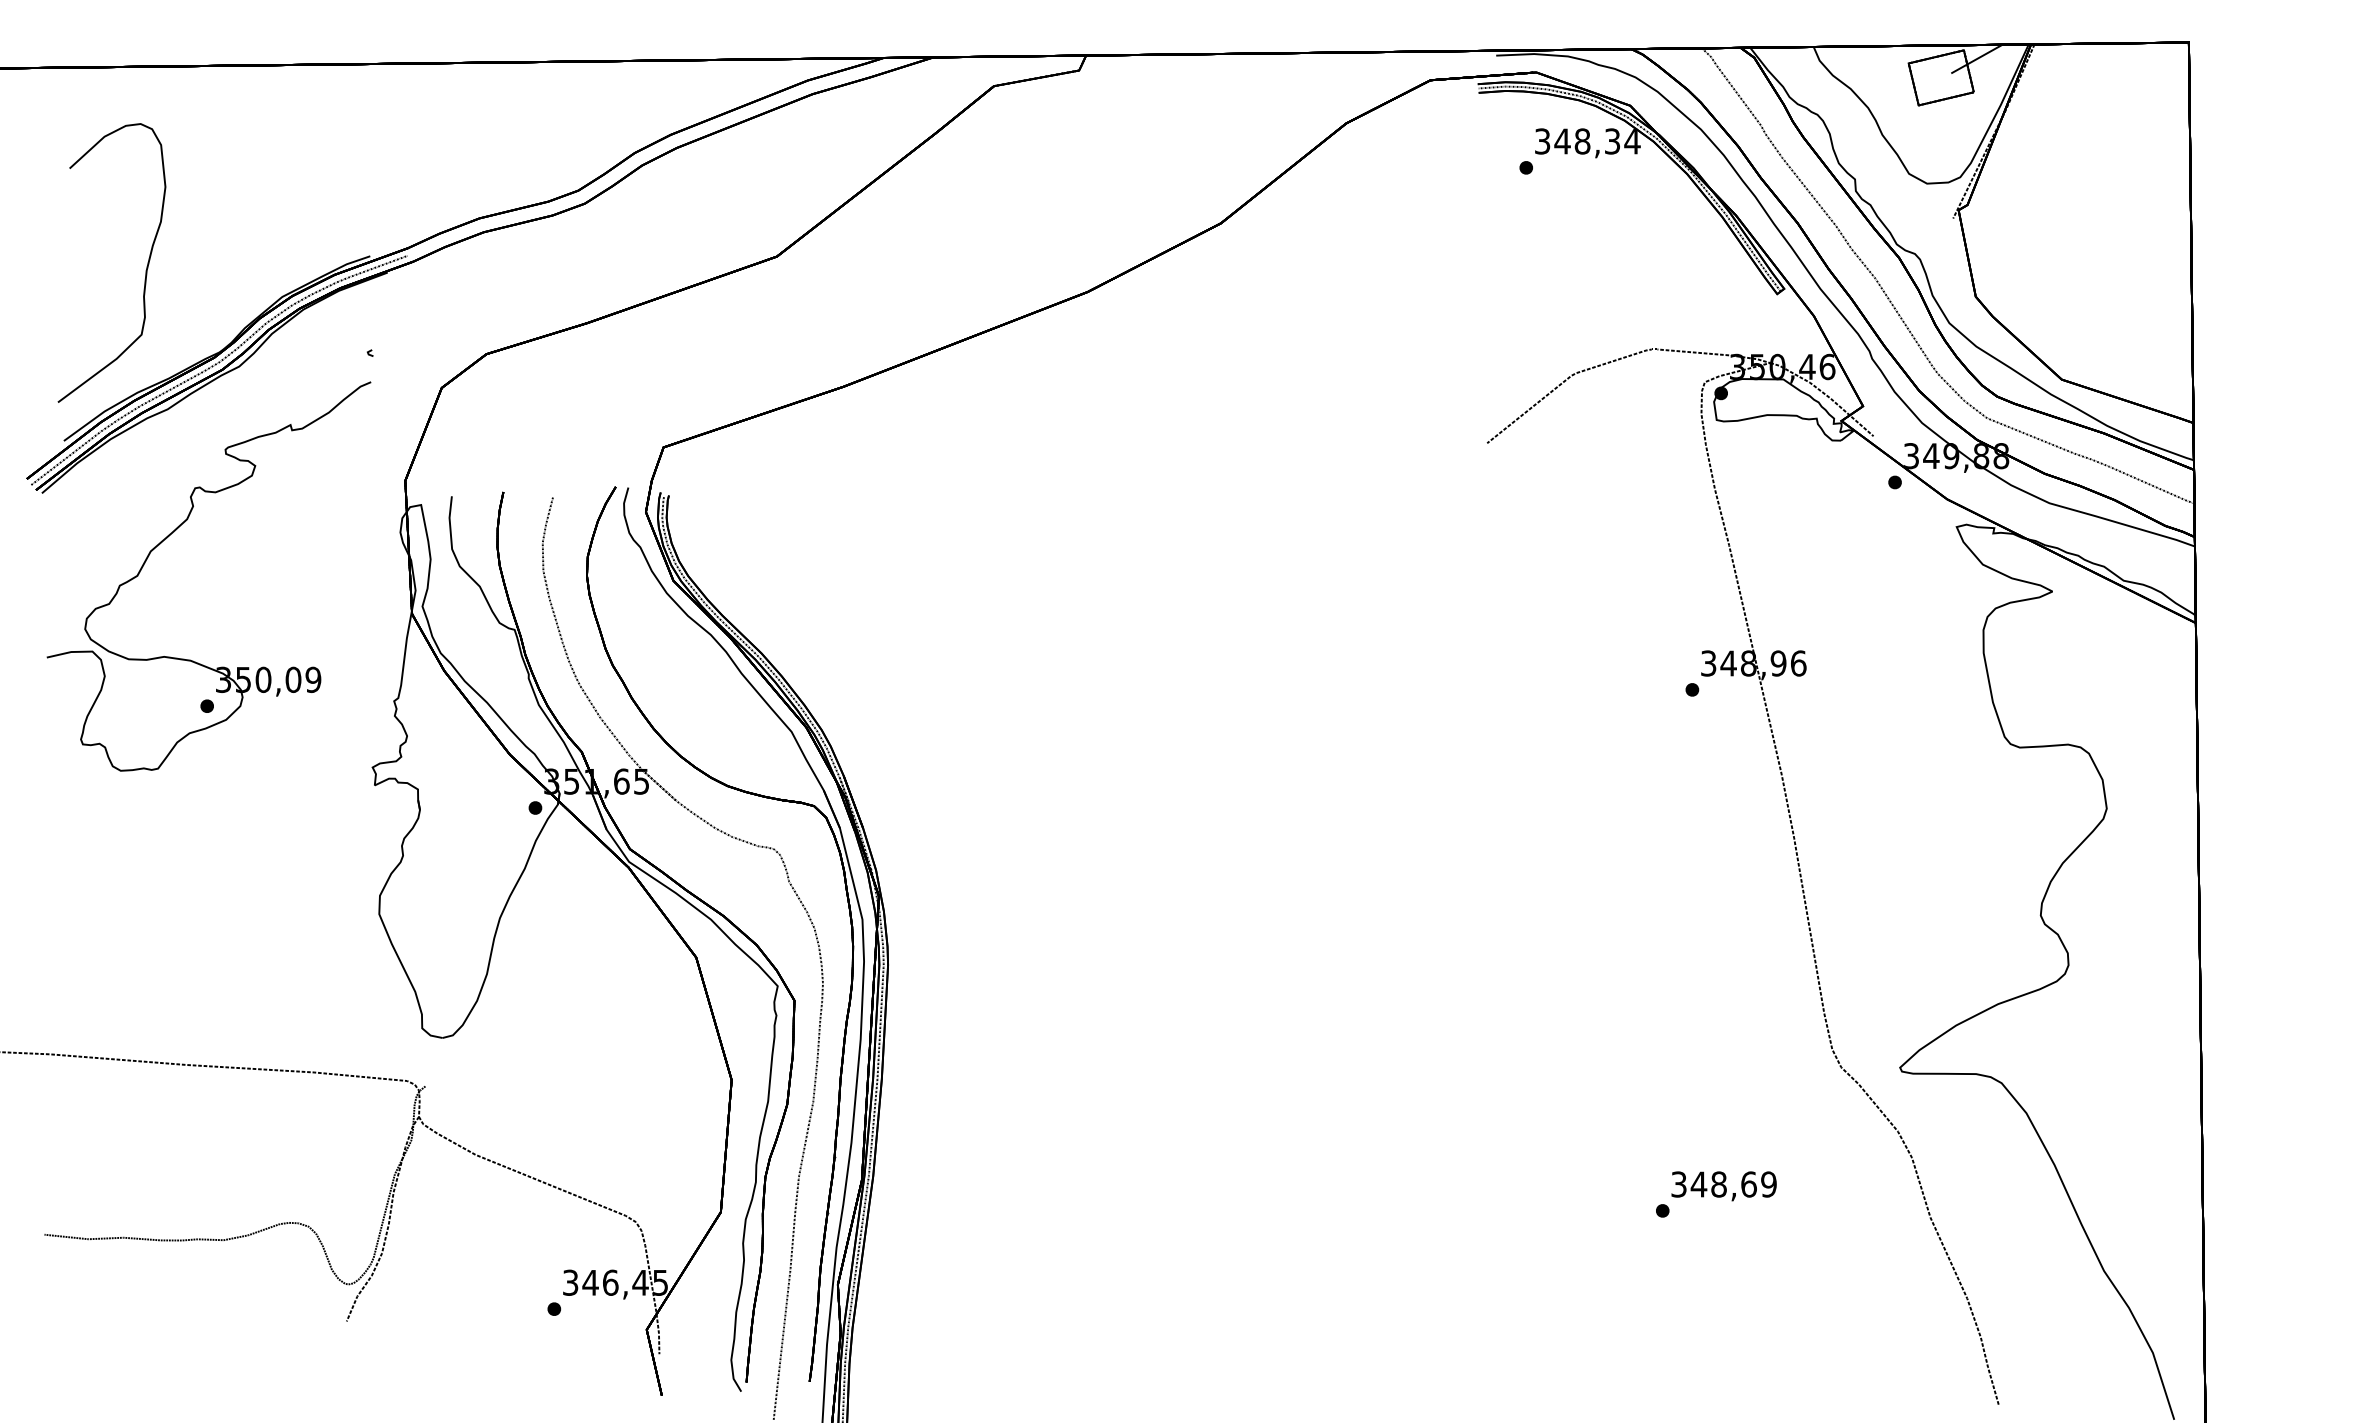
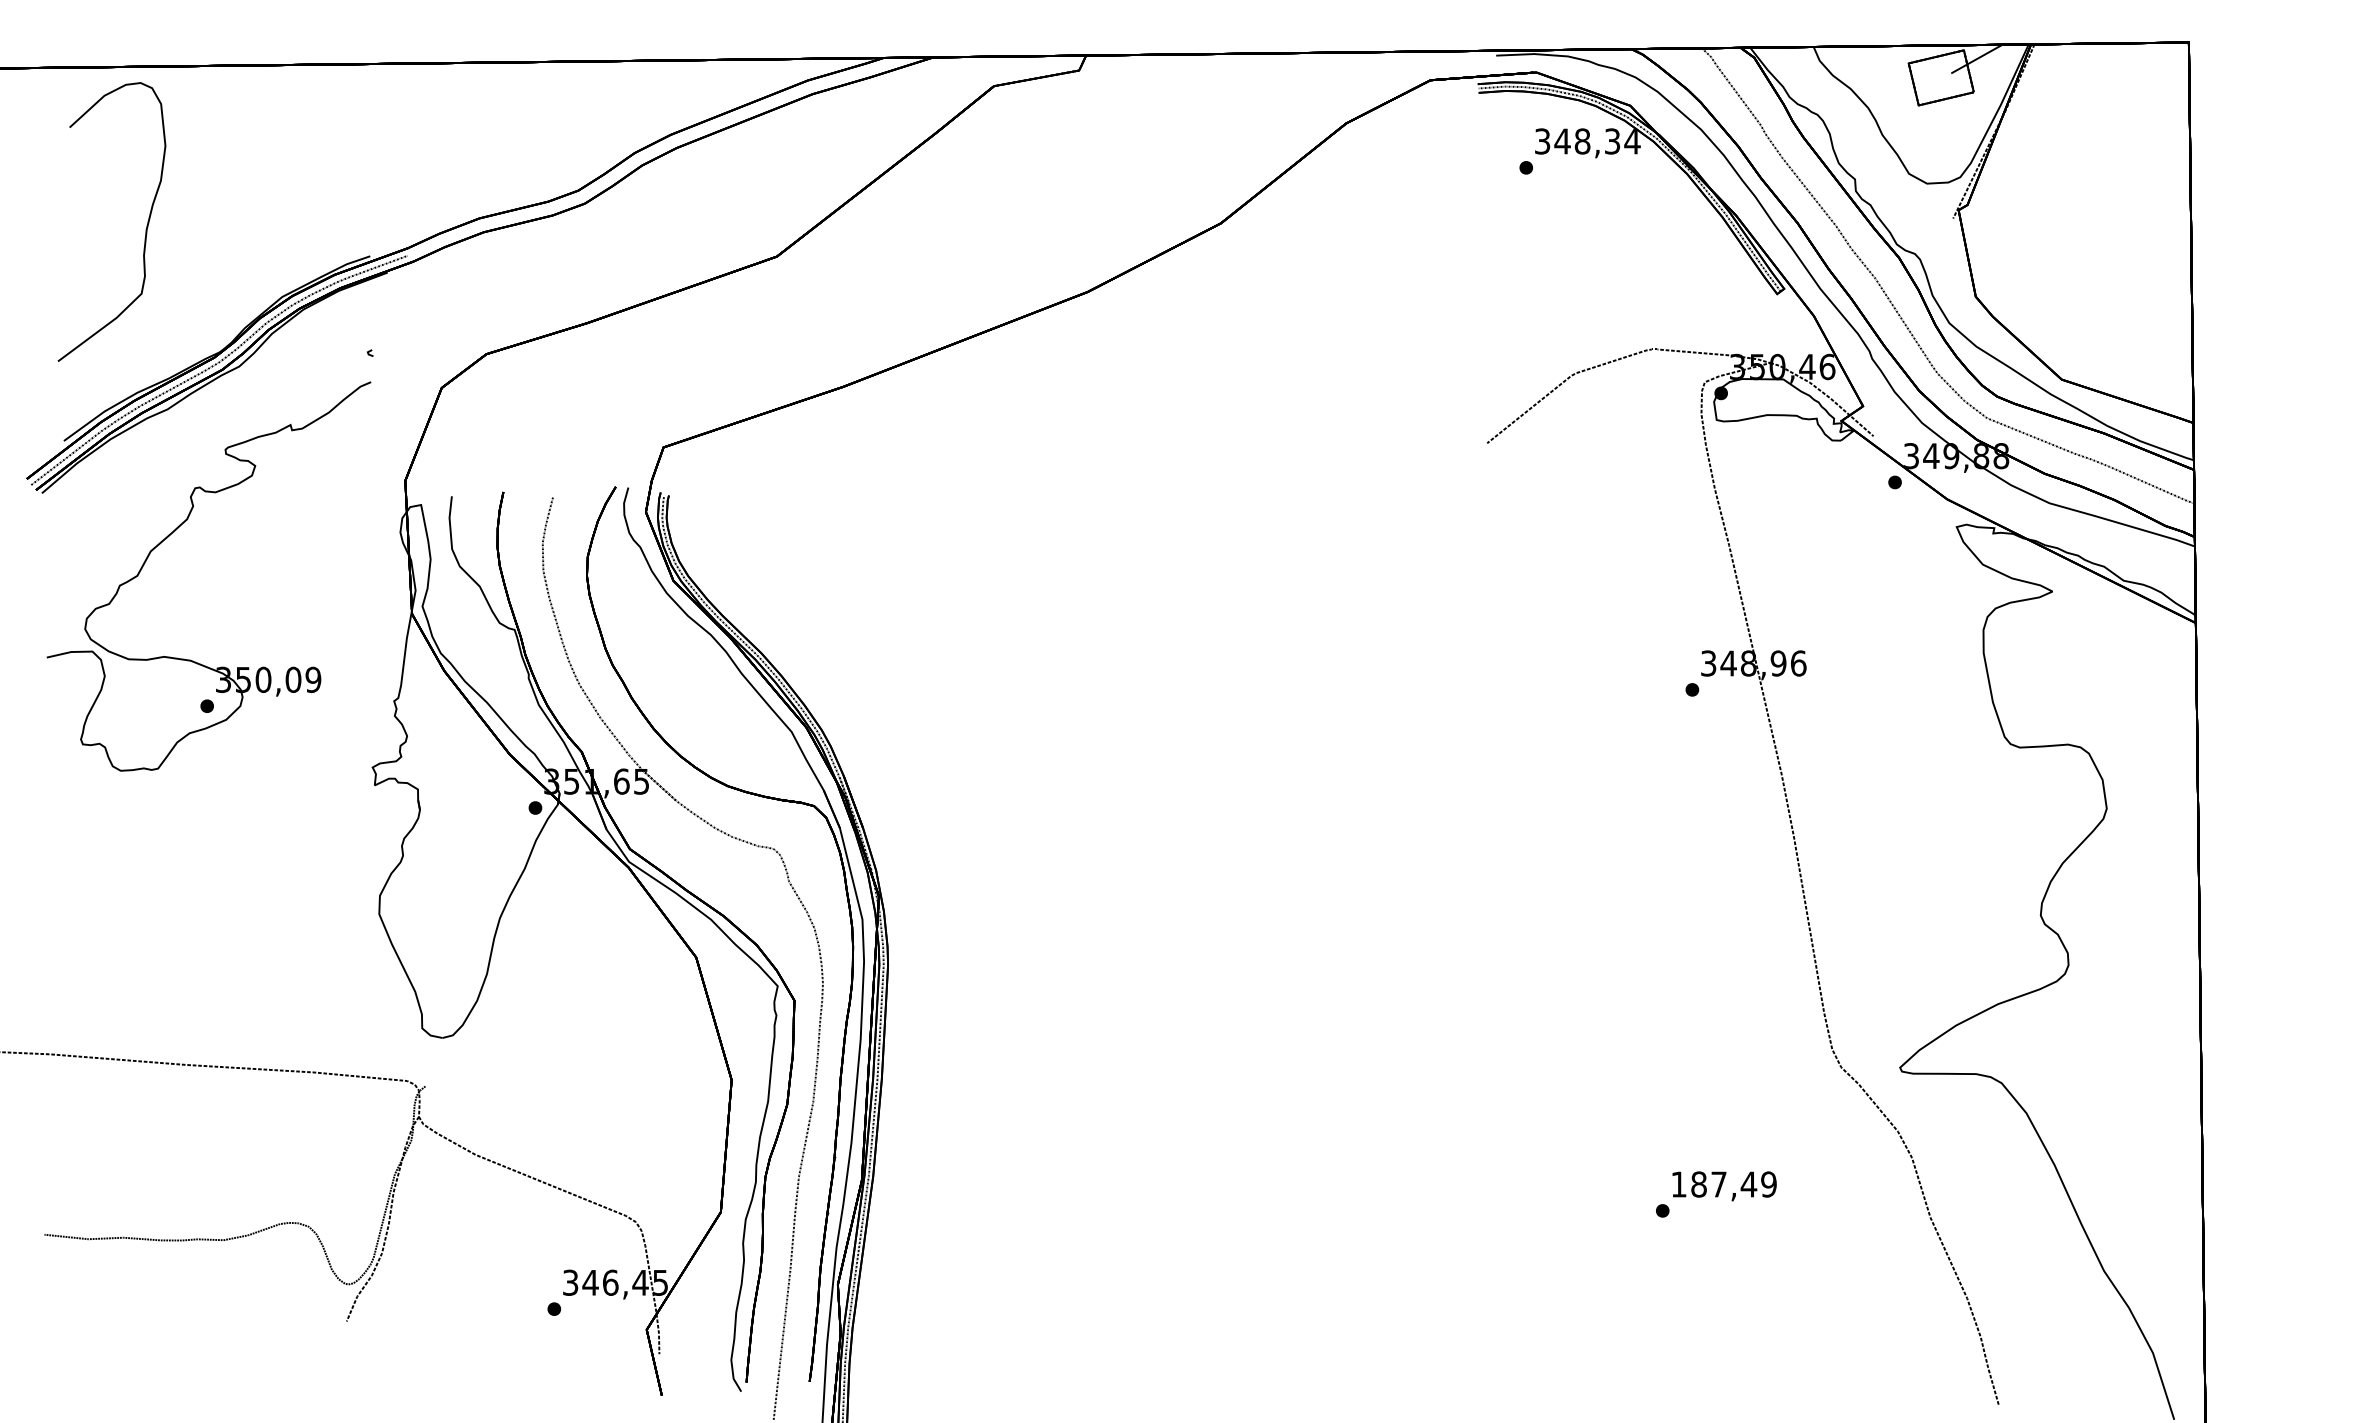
curve position: (145, 270) -> (145, 229) (145, 229)
text: 348,69 -> 187,49 (1714, 1184)
